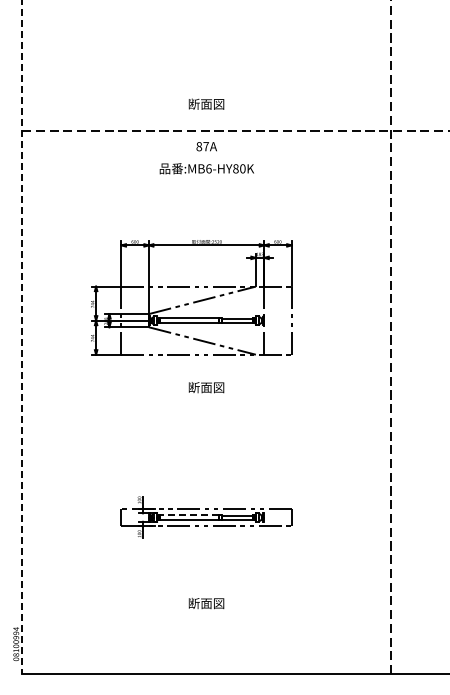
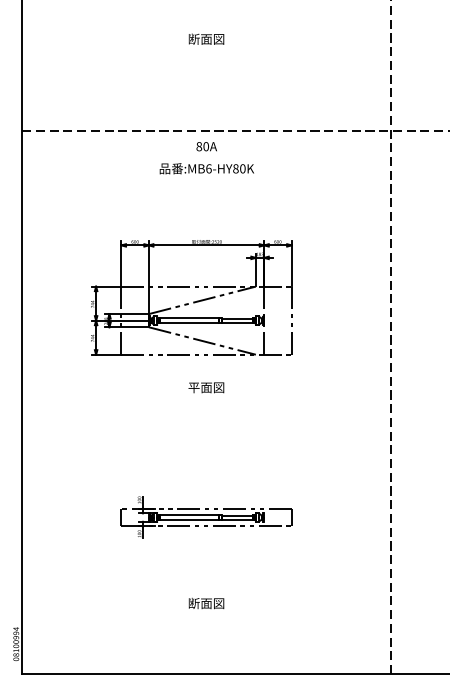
text position: (206, 103) -> (206, 38) (206, 38)
text: 87A -> 80A (206, 146)
line: dashed -> solid (22, 337)
text: 断面図 -> 平面図 (193, 387)
line: dashed -> solid (189, 515)
